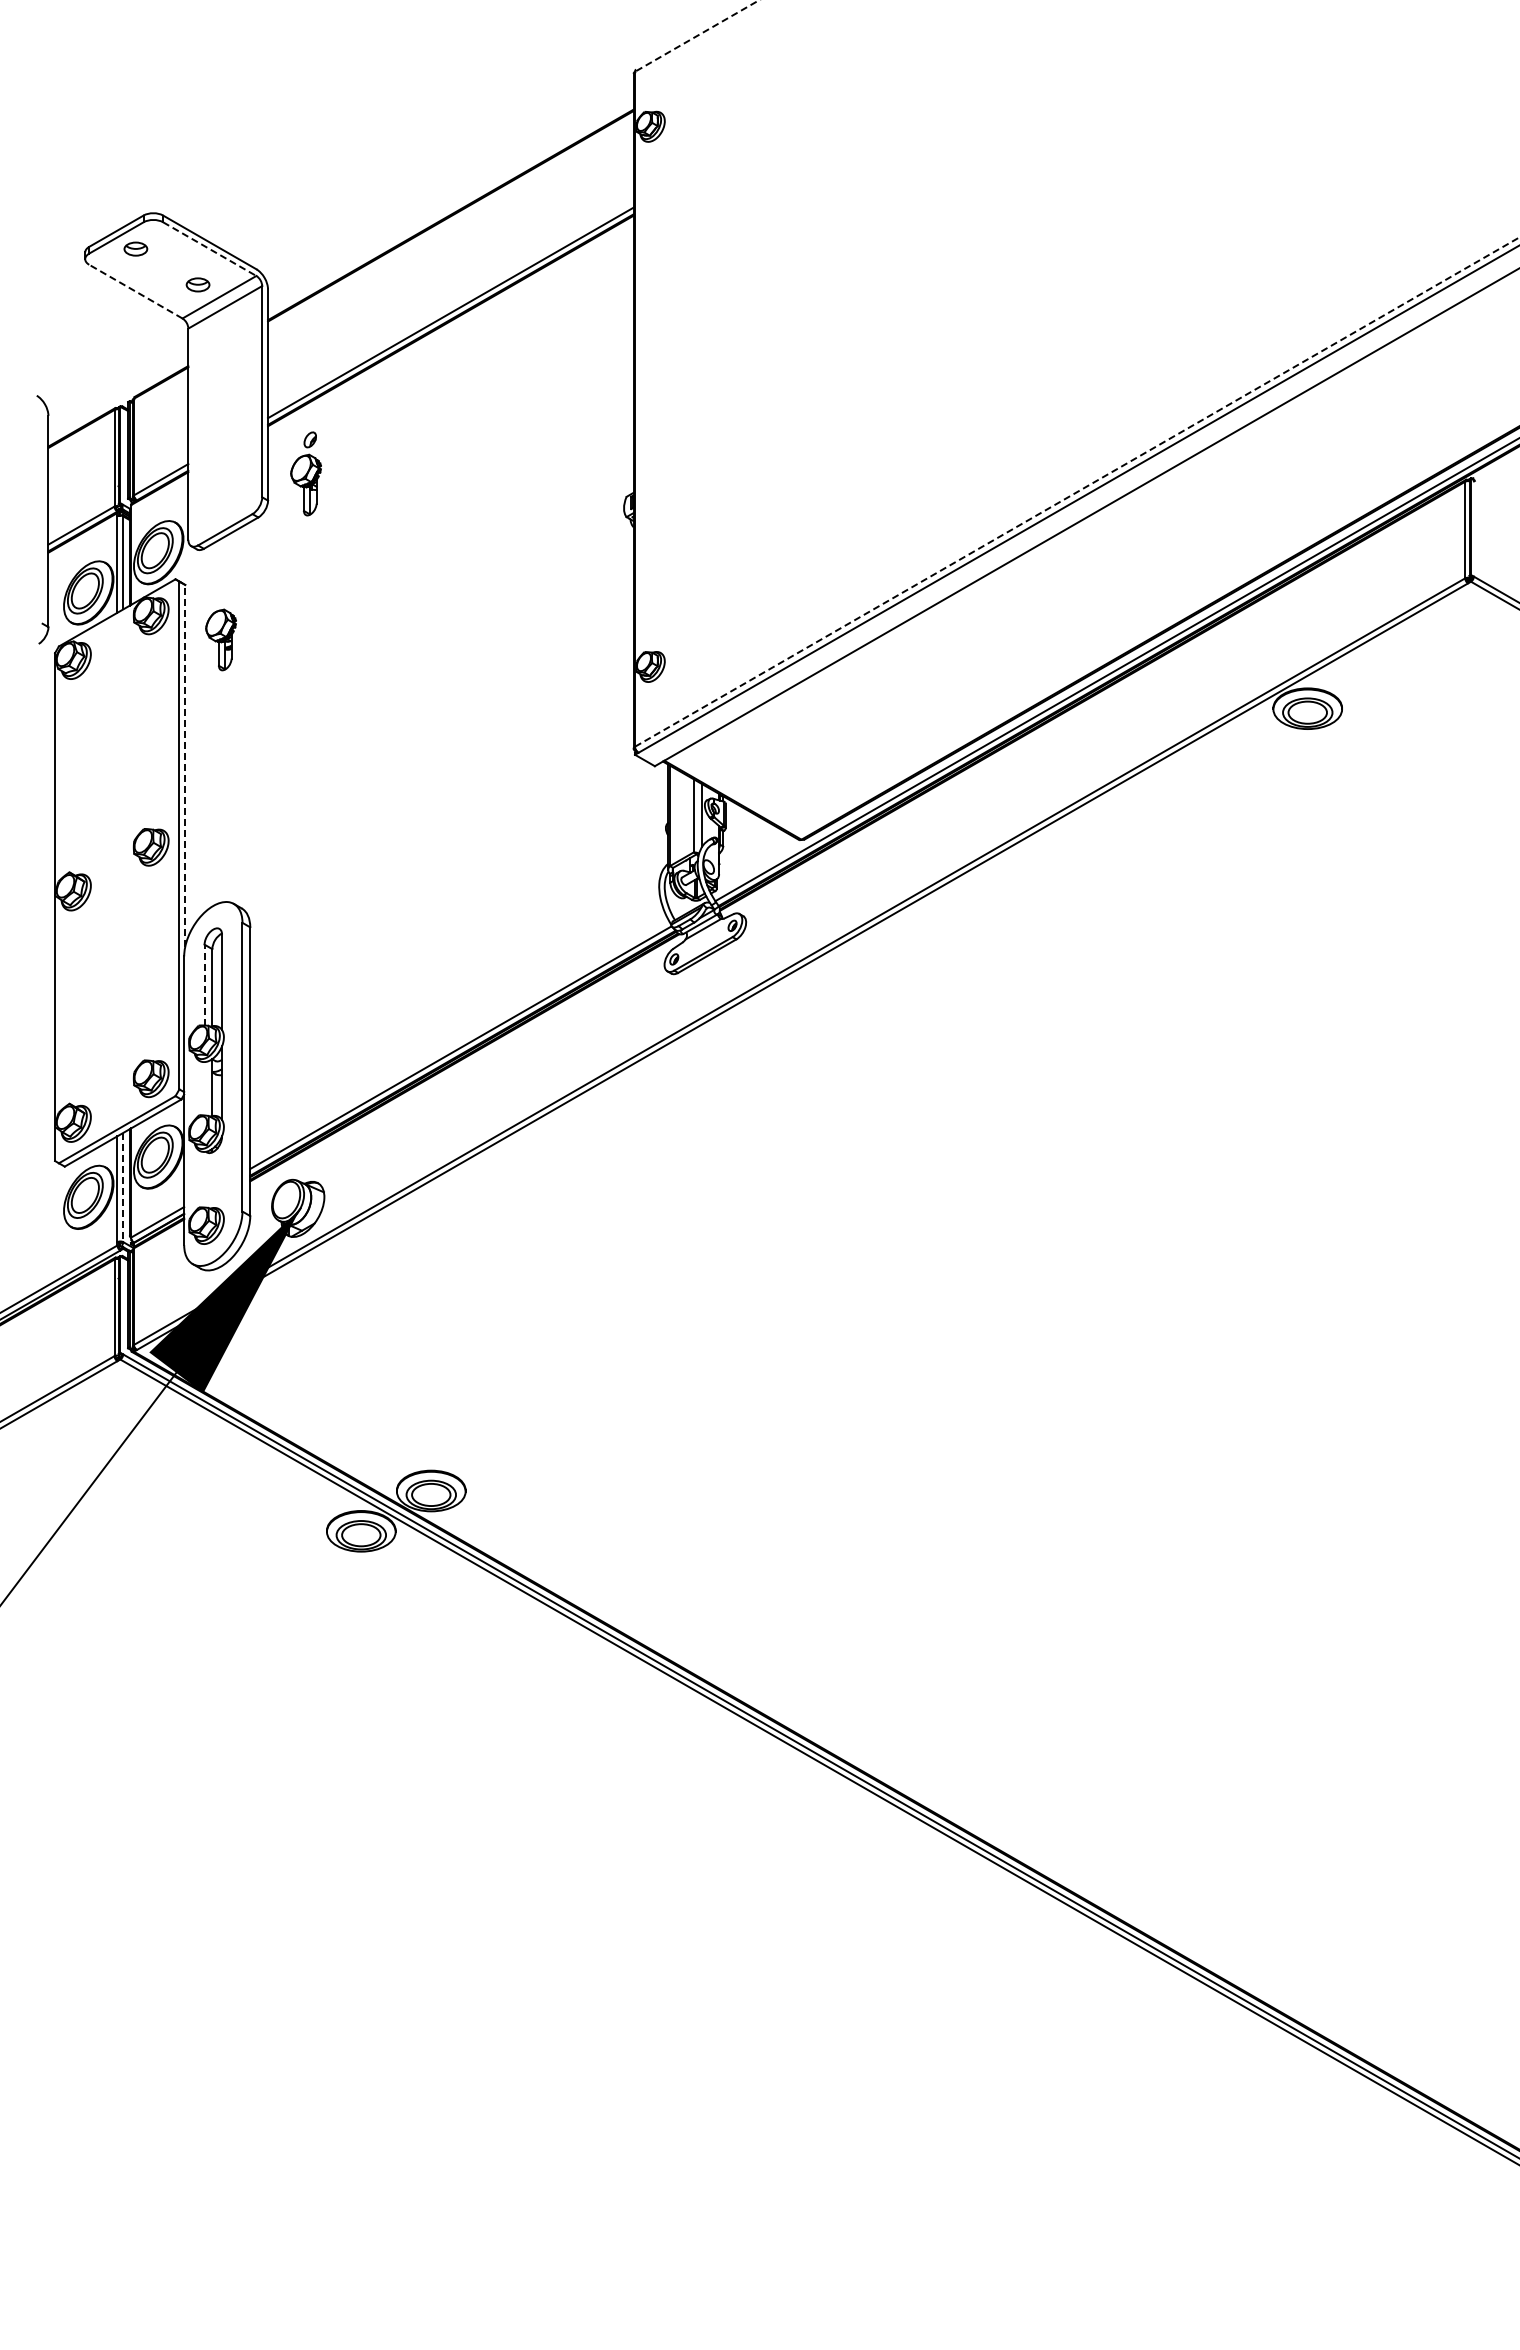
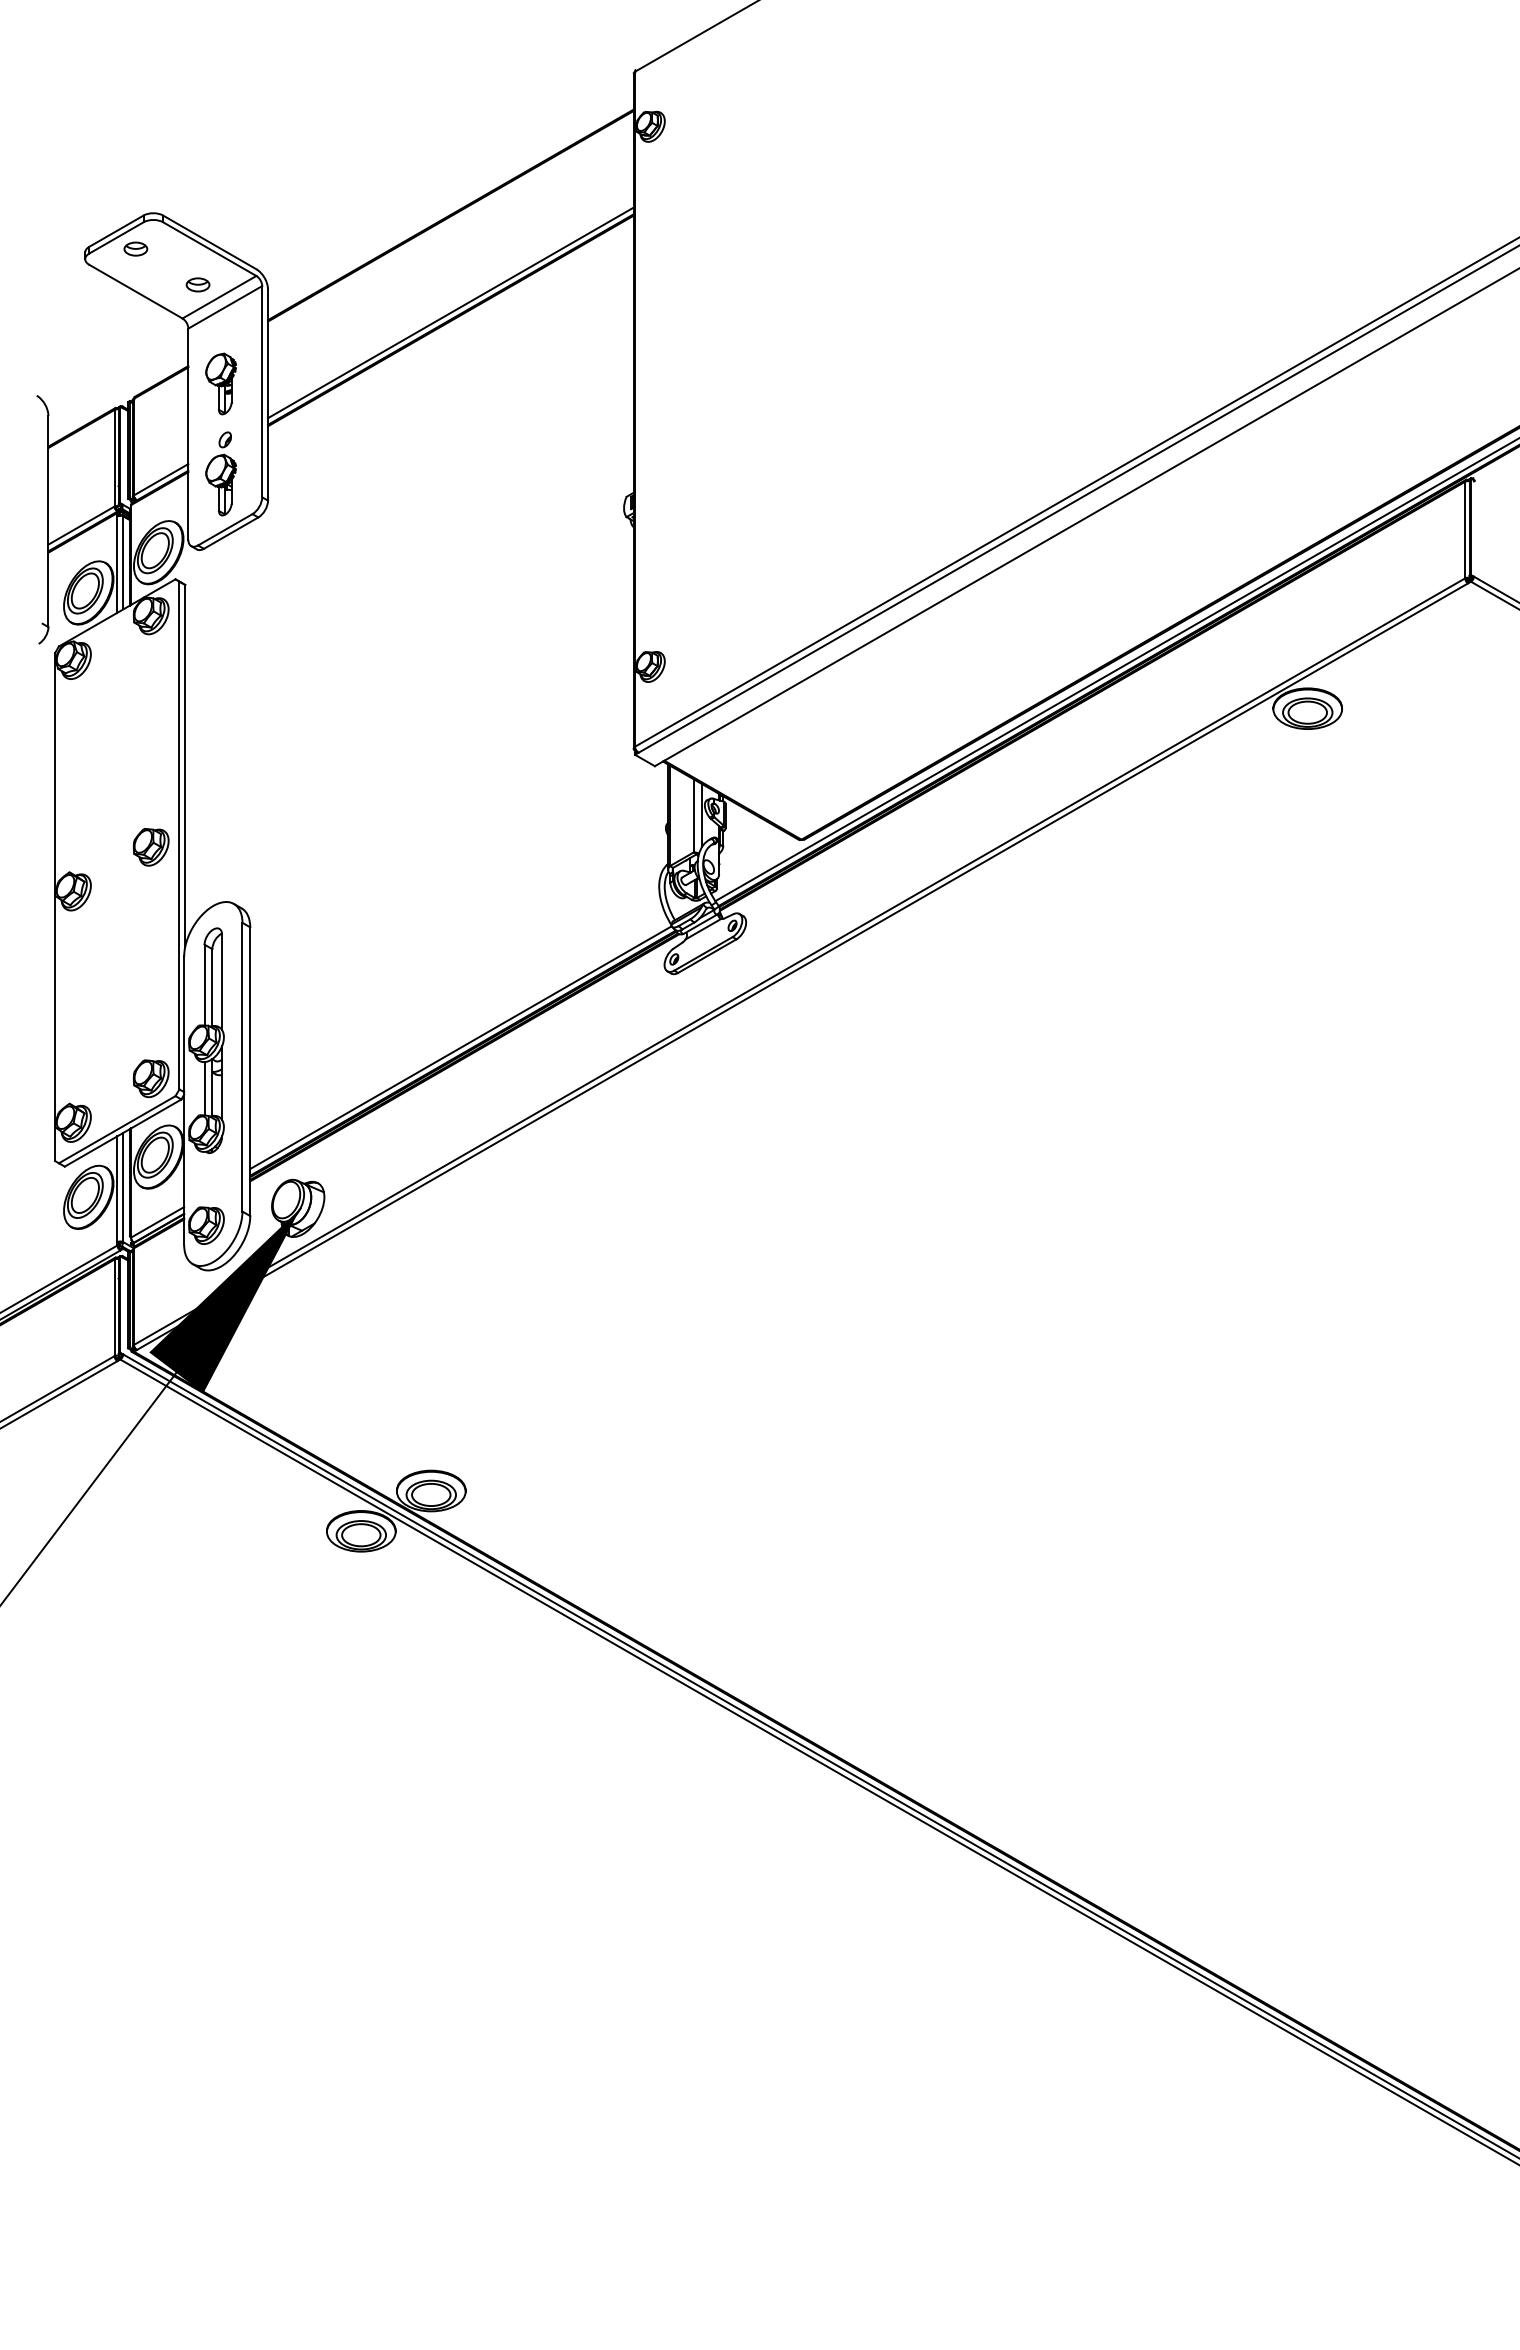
line: dashed -> solid (696, 36)
line: dashed -> solid (209, 249)
line: dashed -> solid (135, 291)
part position: (305, 473) -> (220, 473) (220, 473)
line: dashed -> solid (1077, 491)
part position: (220, 639) -> (220, 383) (220, 383)
line: dashed -> solid (185, 765)
line: dashed -> solid (204, 984)
line: none -> present (204, 1088)
line: dashed -> solid (123, 1187)
